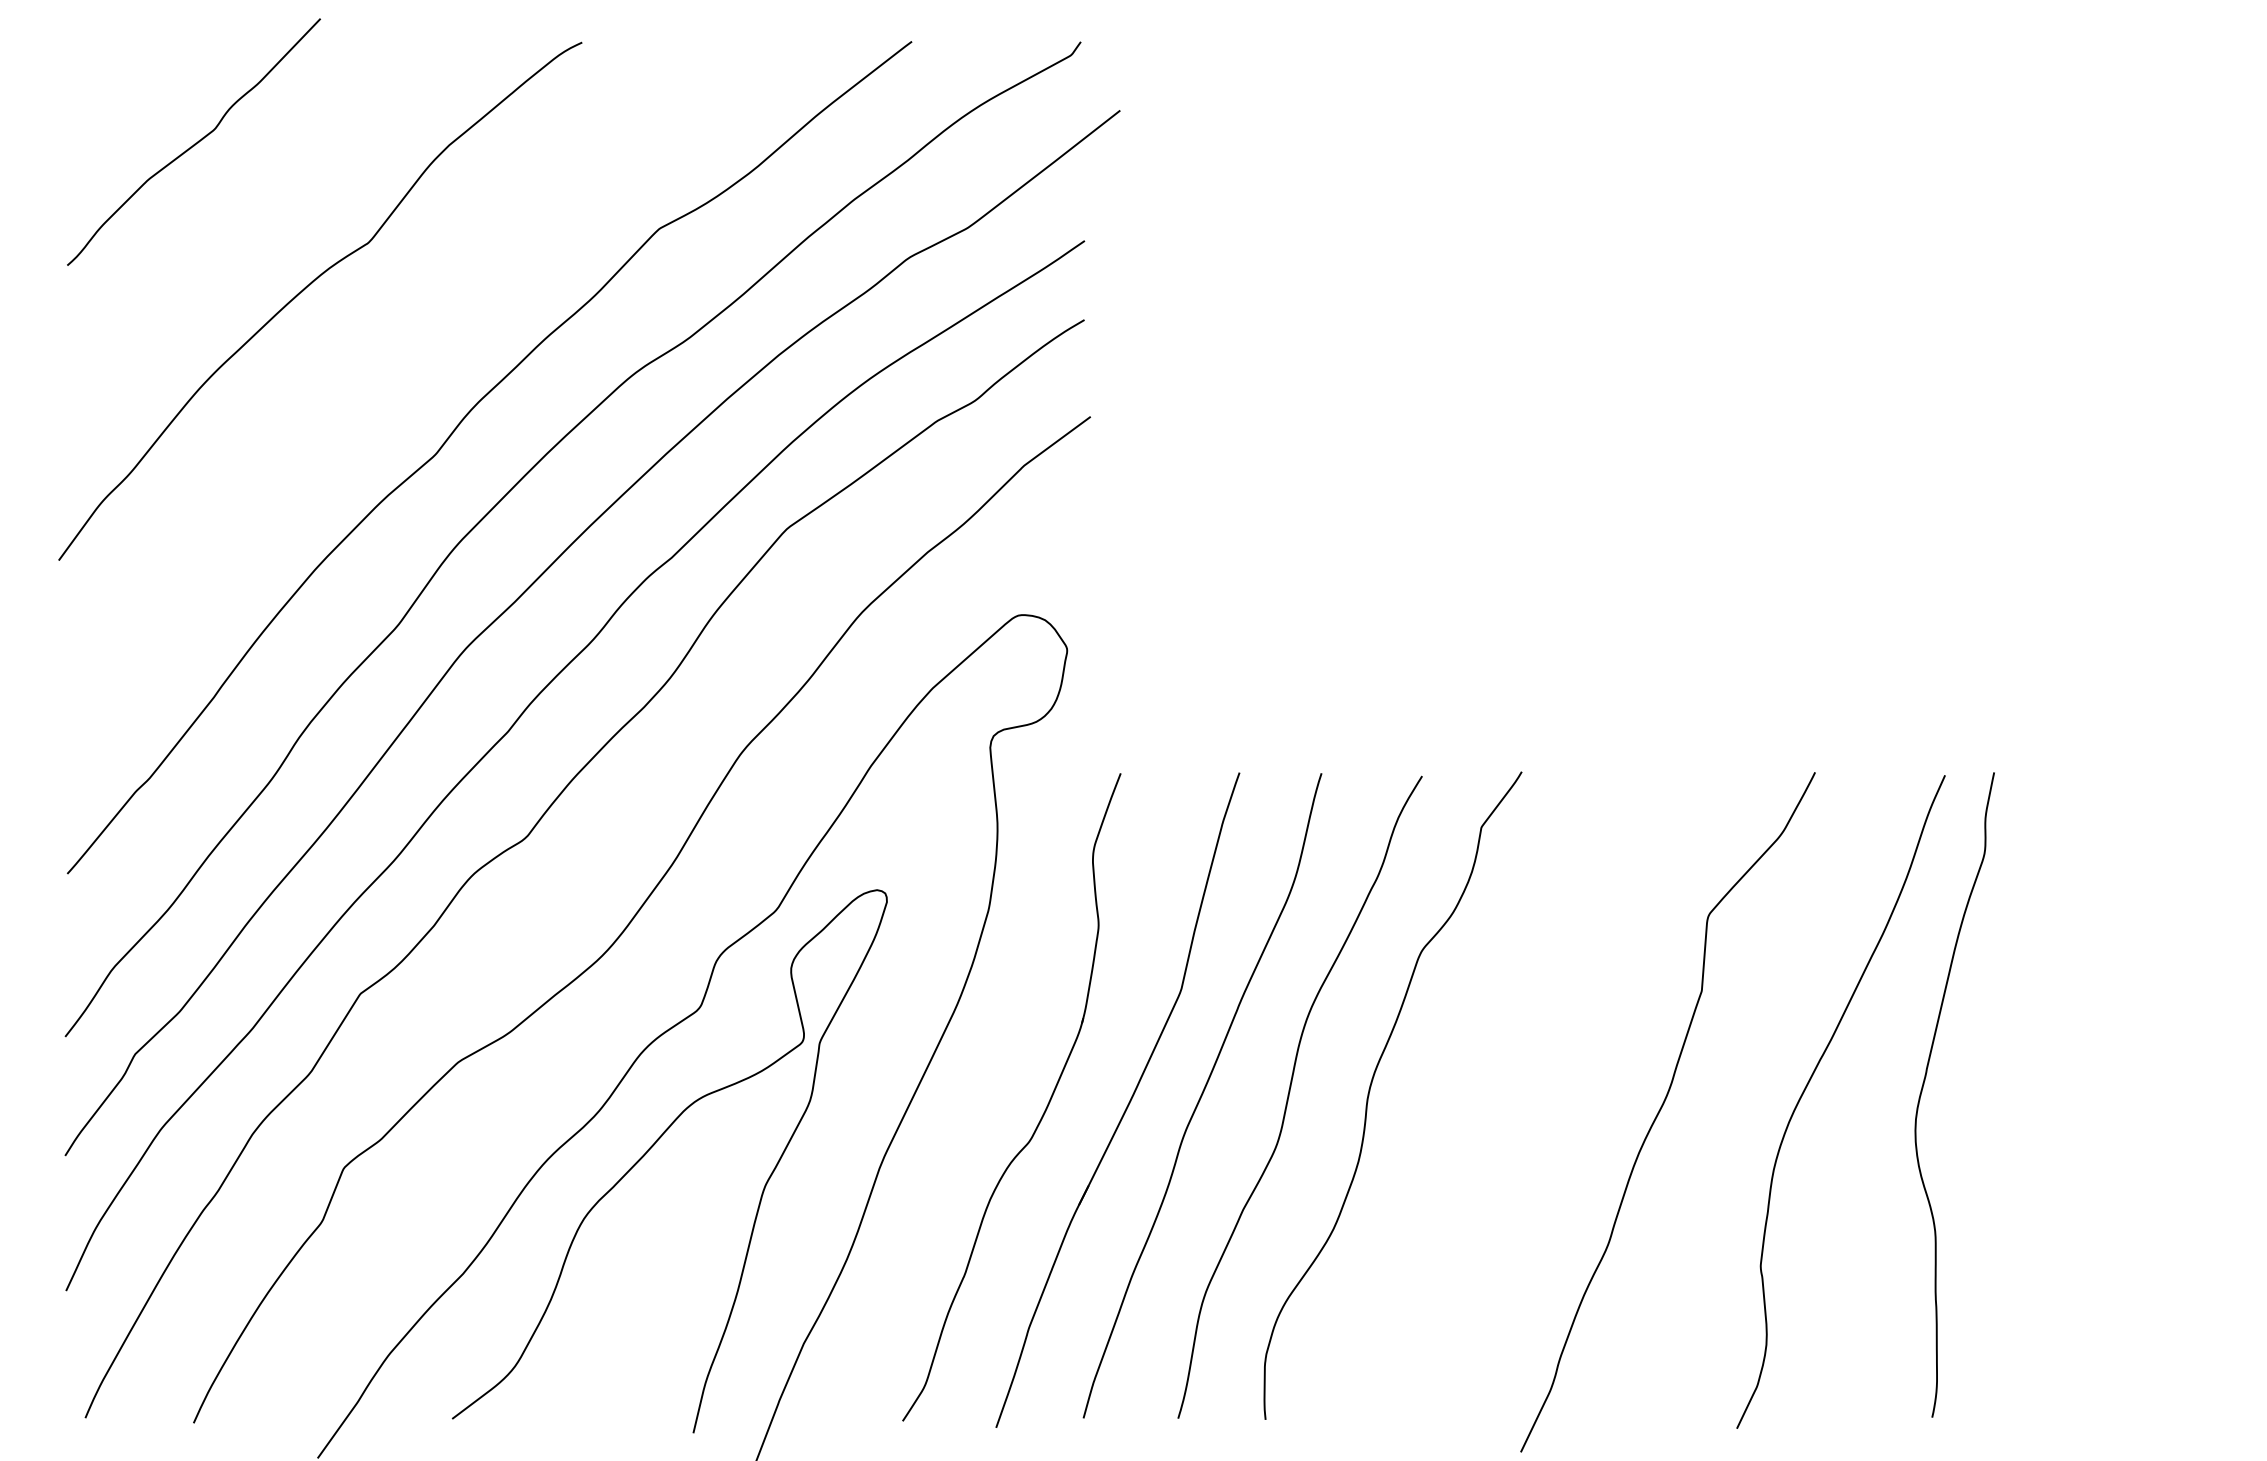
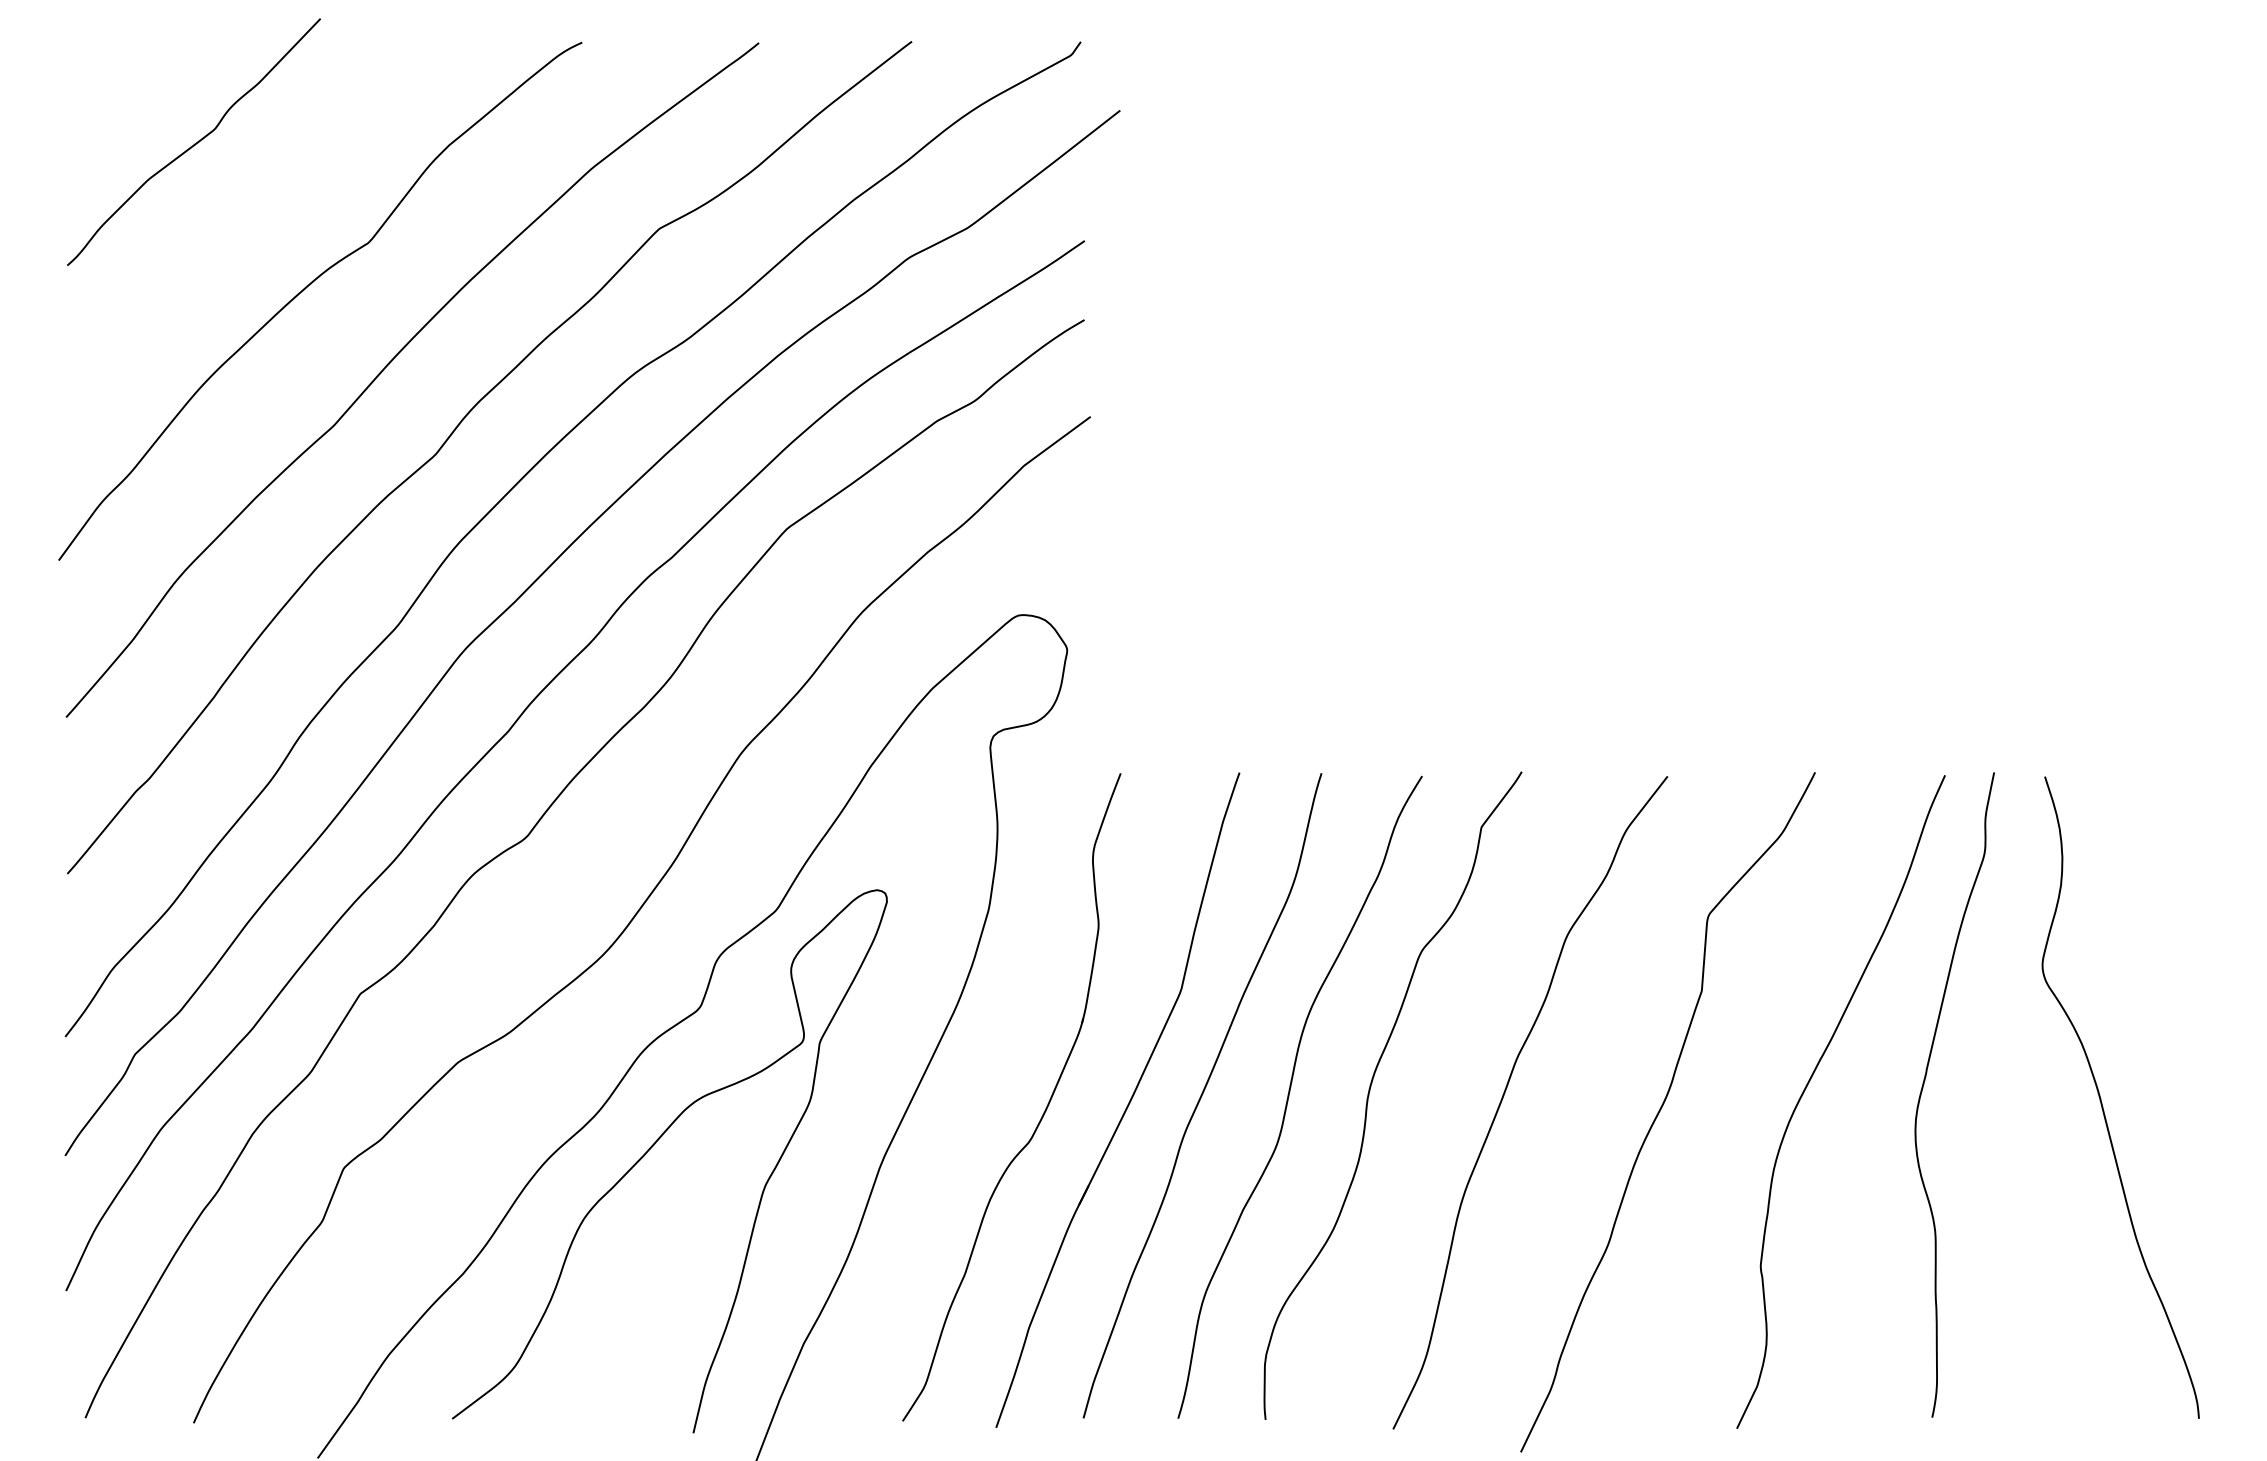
curve: none -> present (393, 360)
curve: none -> present (1505, 1093)
curve: none -> present (2102, 1102)
